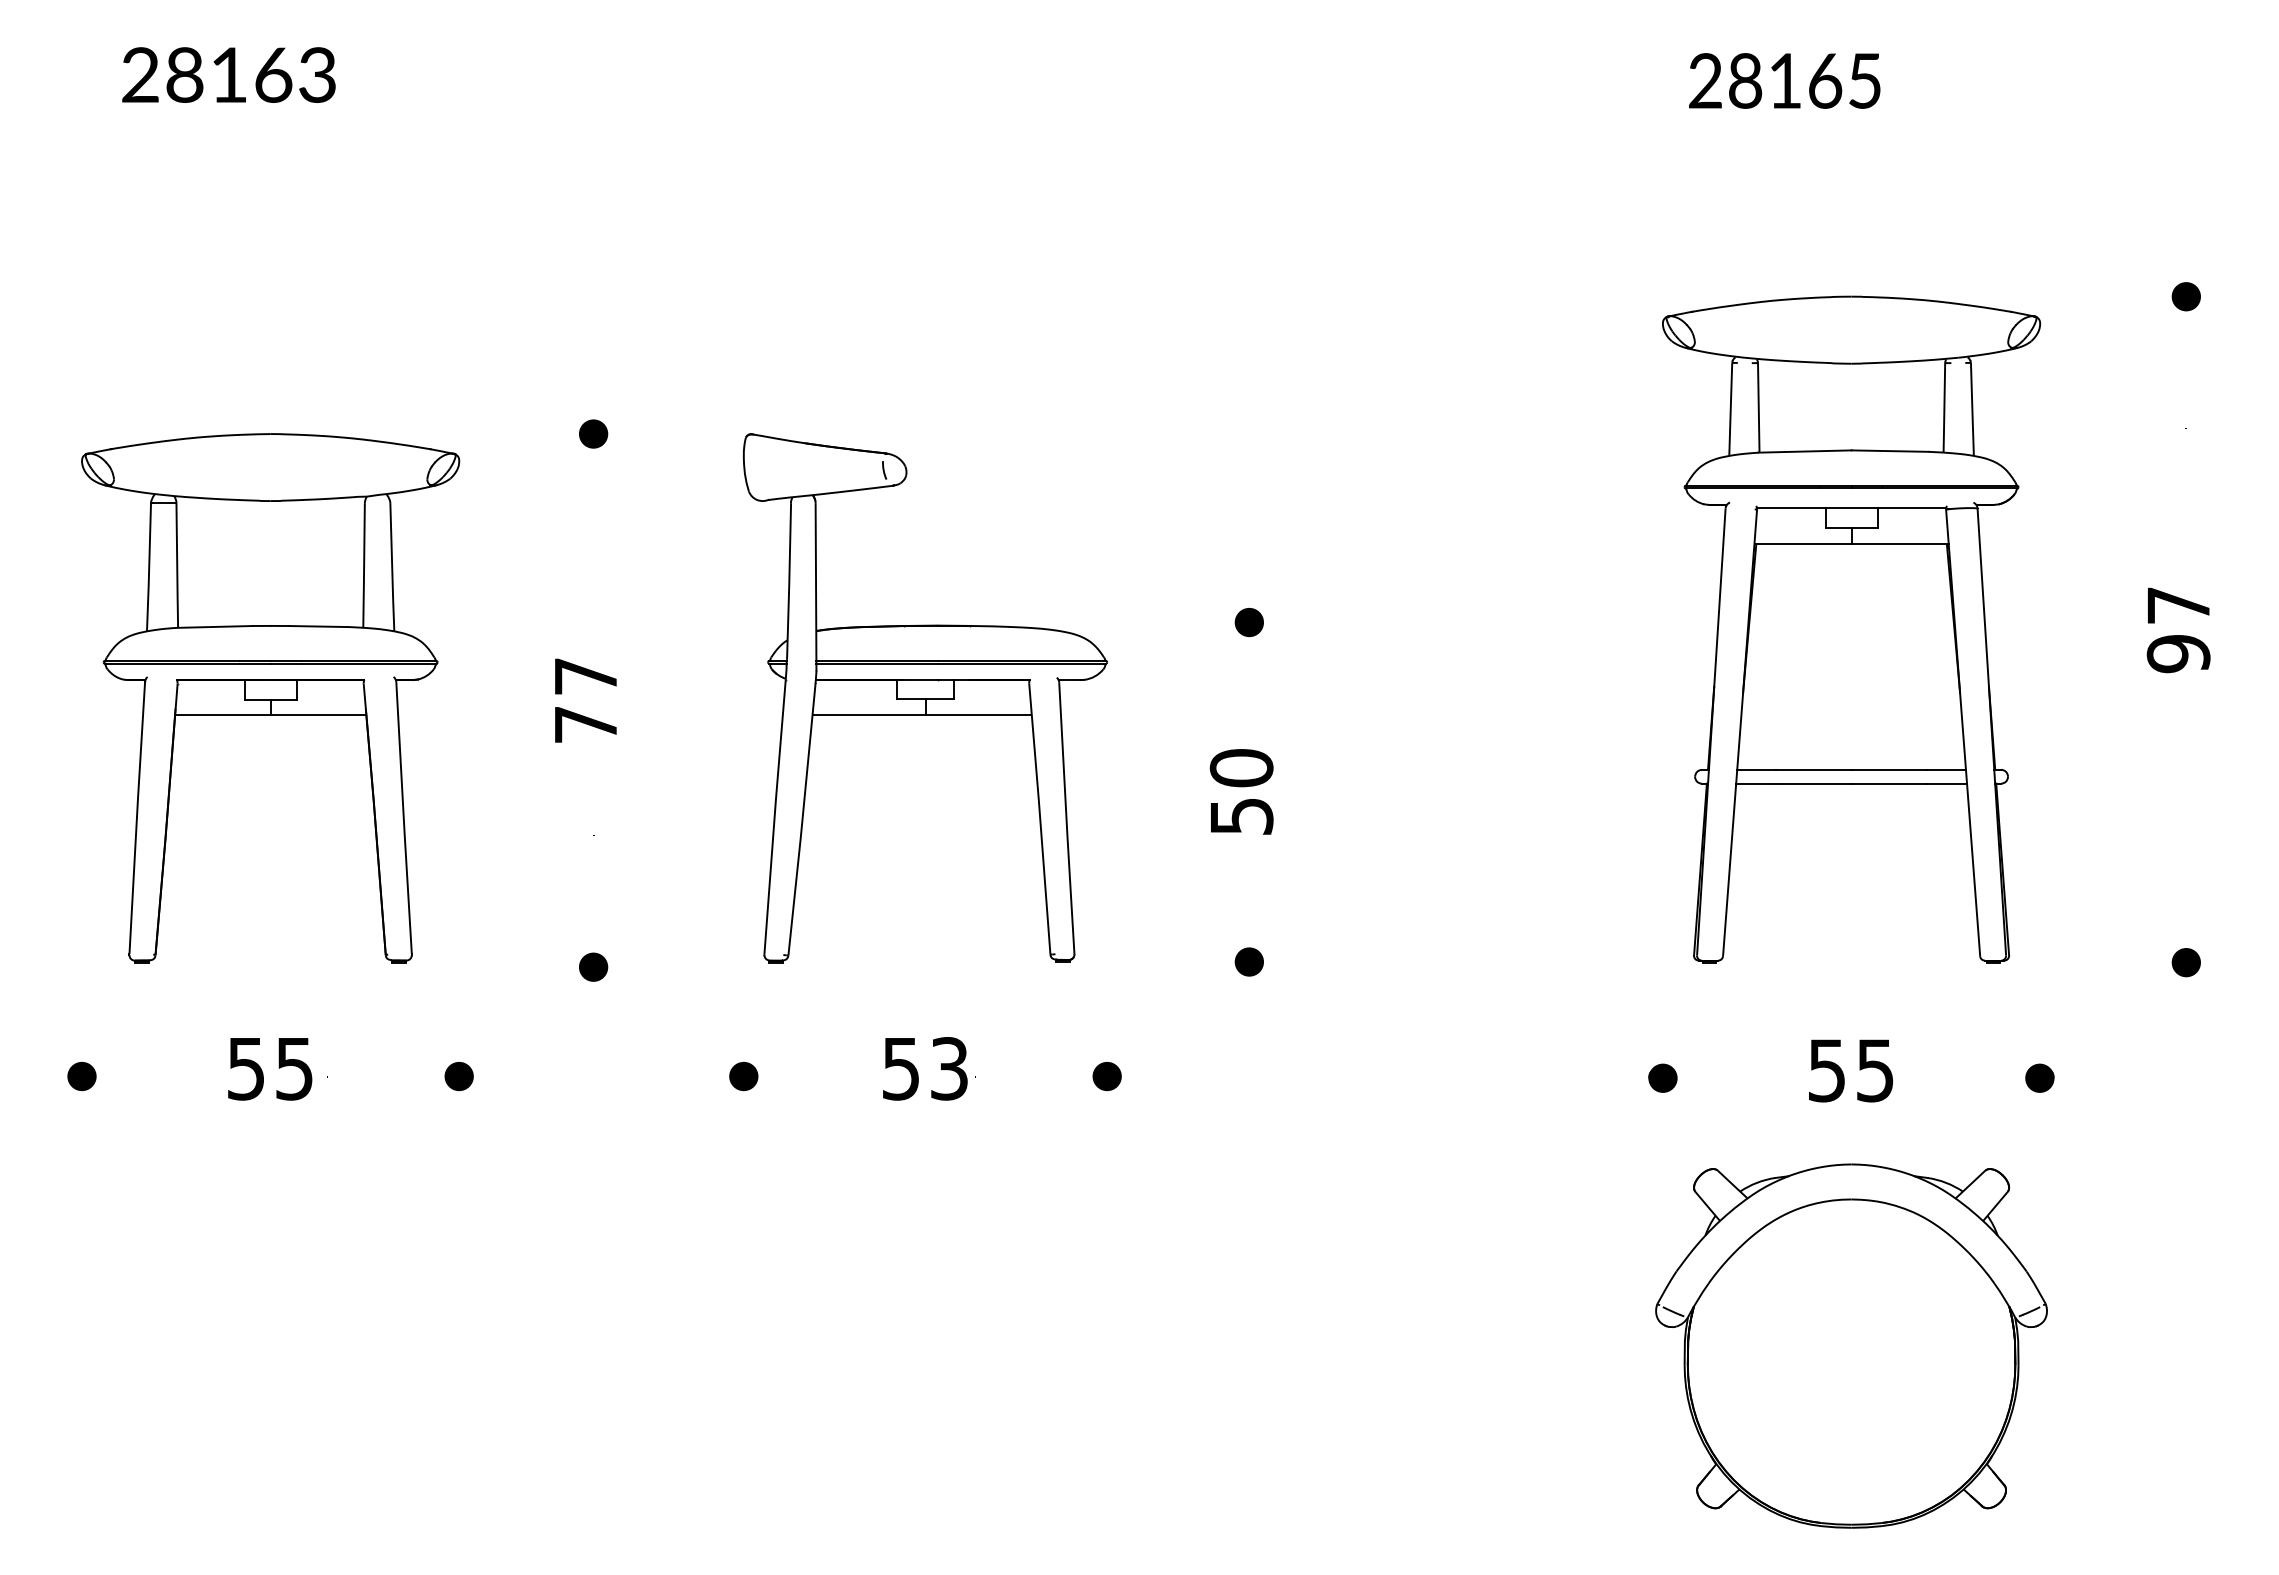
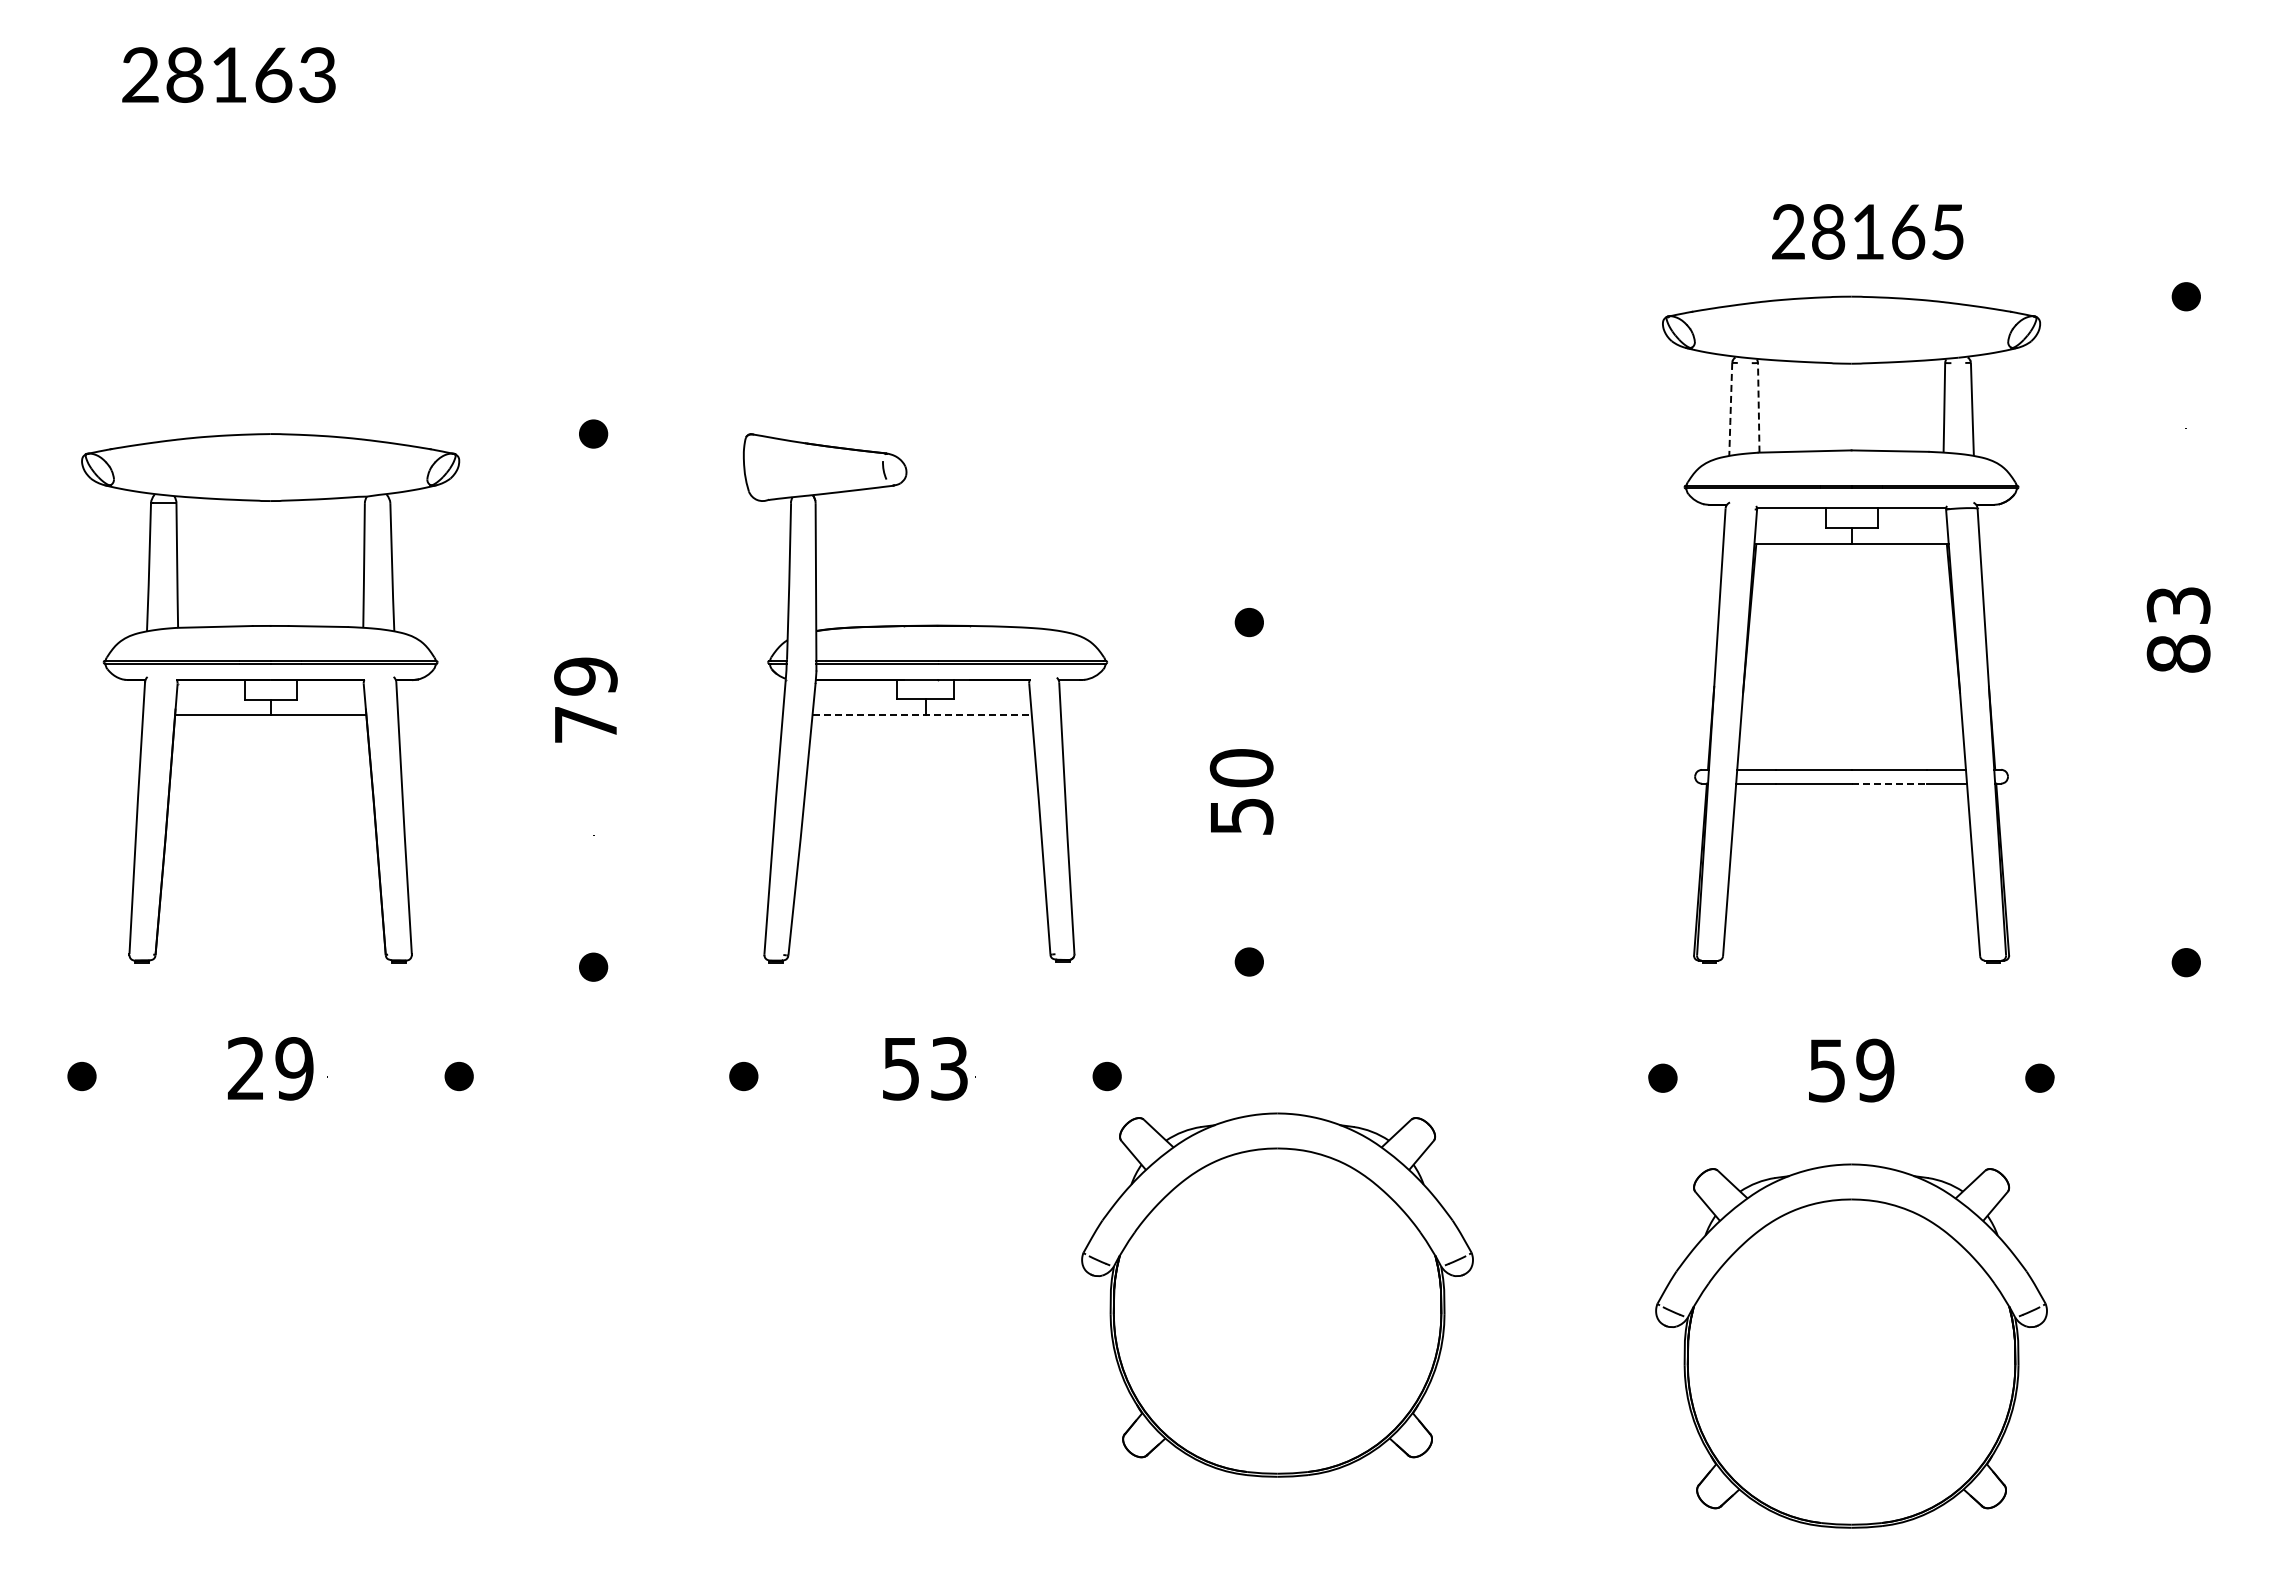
text position: (1784, 80) -> (1867, 231) (1867, 231)
line: solid -> dashed (1758, 408)
line: solid -> dashed (1730, 410)
text: 97 -> 83 (2178, 630)
text: 77 -> 79 (585, 676)
line: solid -> dashed (922, 715)
line: solid -> dashed (1889, 783)
text: 55 -> 29 (270, 1068)
text: 55 -> 59 (1875, 1070)
part: none -> present (1277, 1294)
